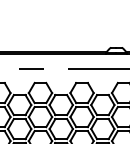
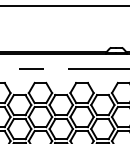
line: none -> present (64, 5)
